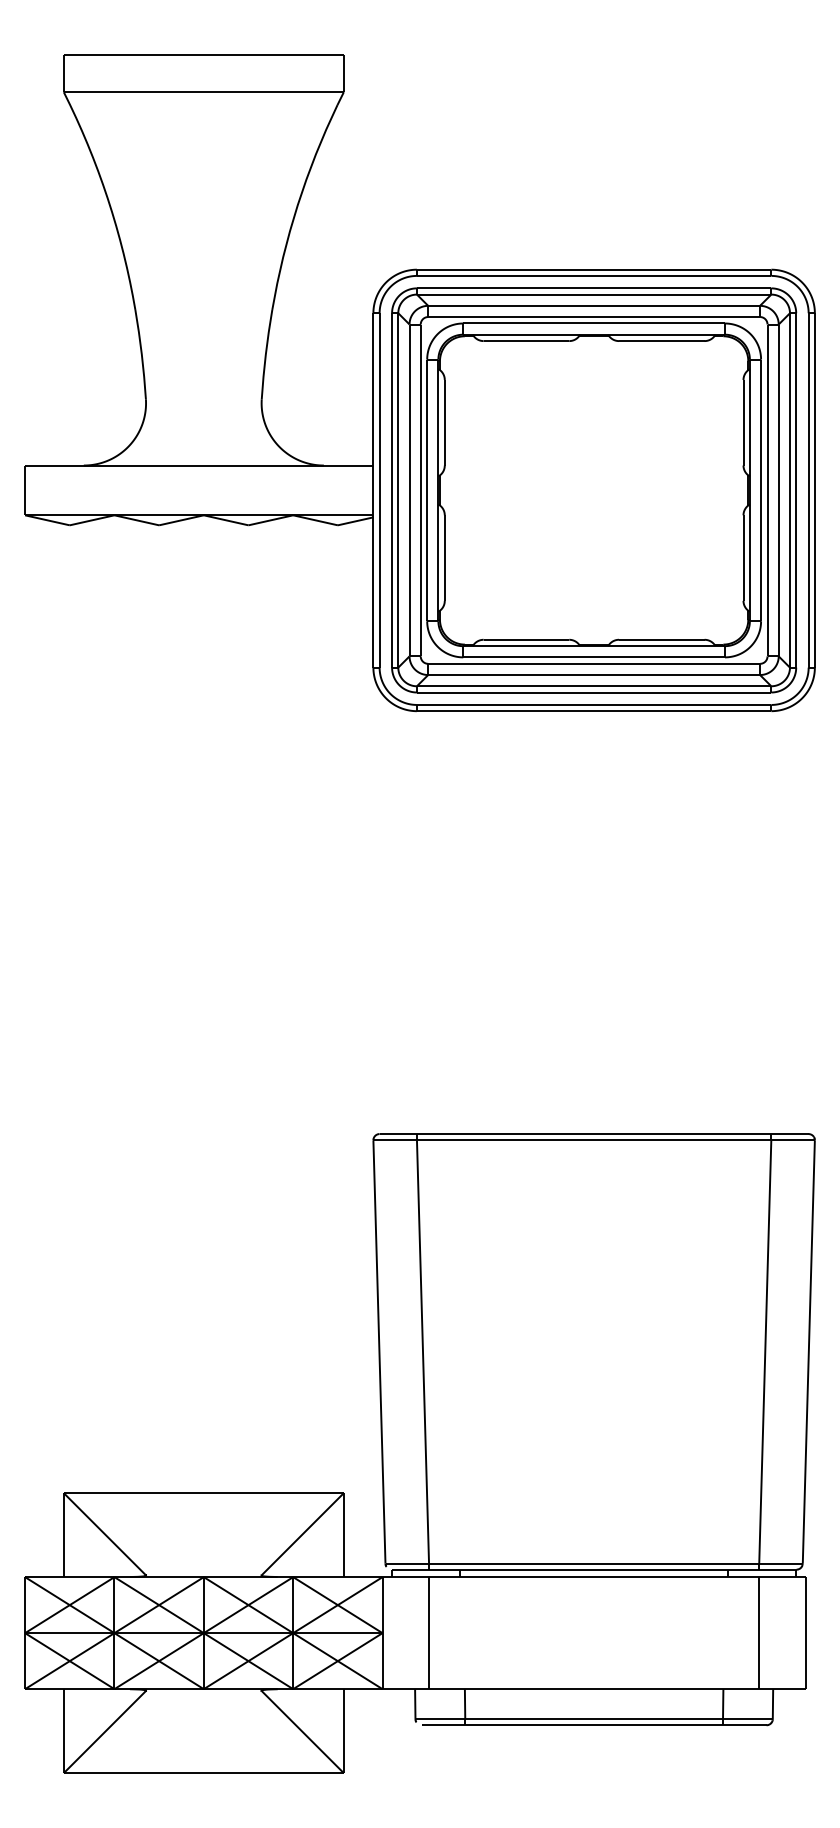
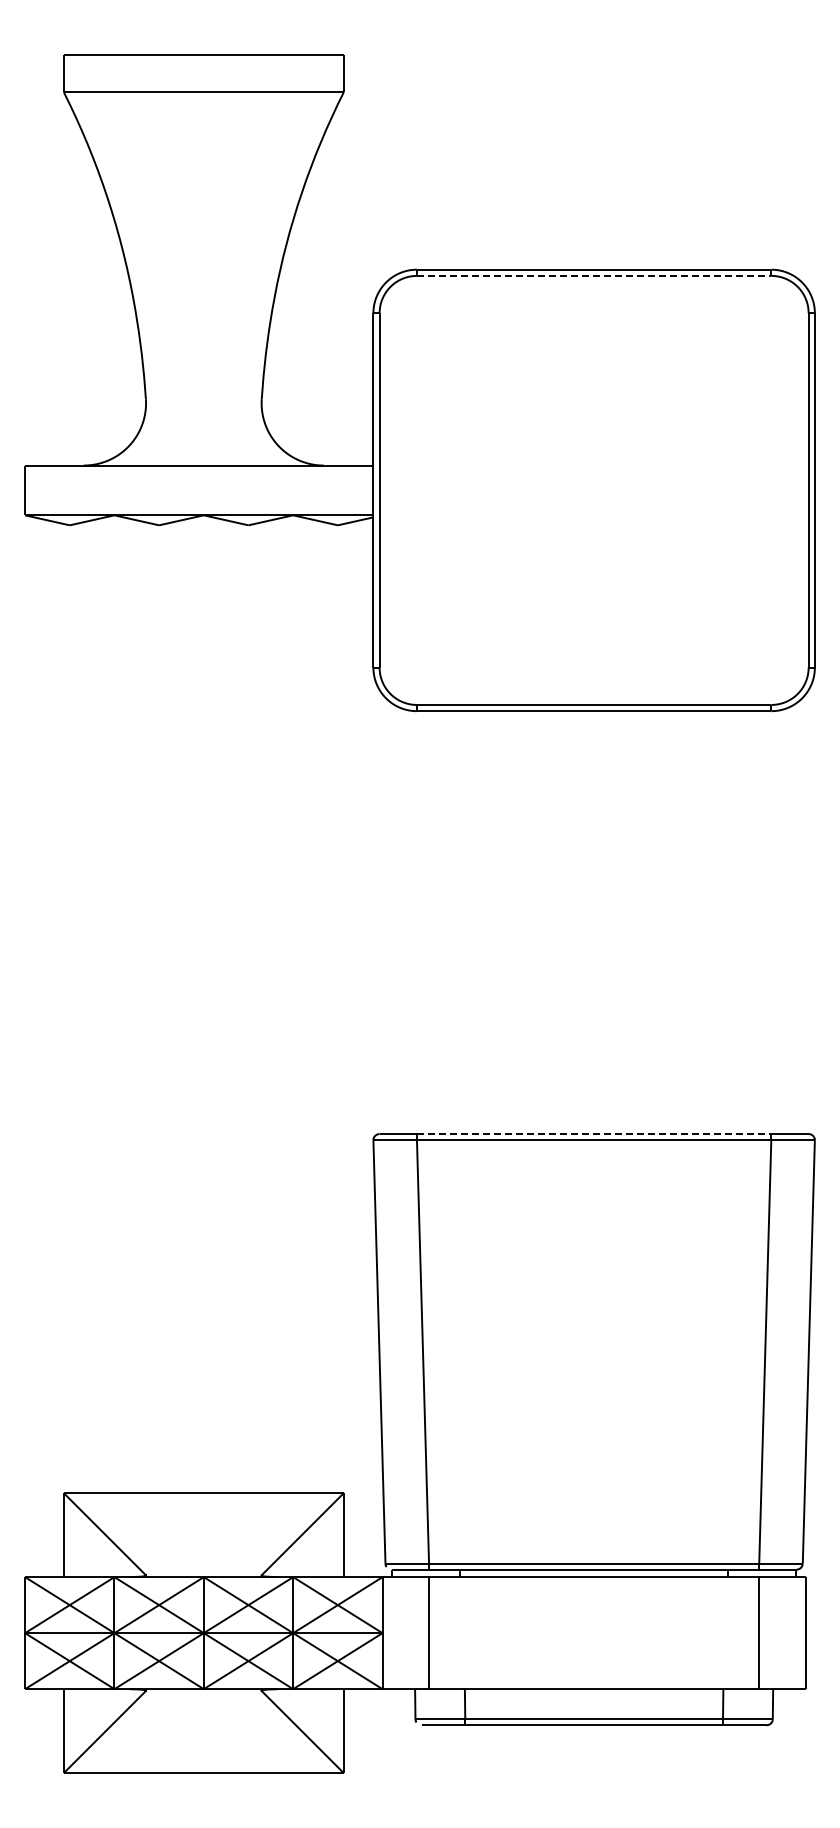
line: solid -> dashed (594, 275)
part: present -> none (594, 490)
line: solid -> dashed (594, 1134)
